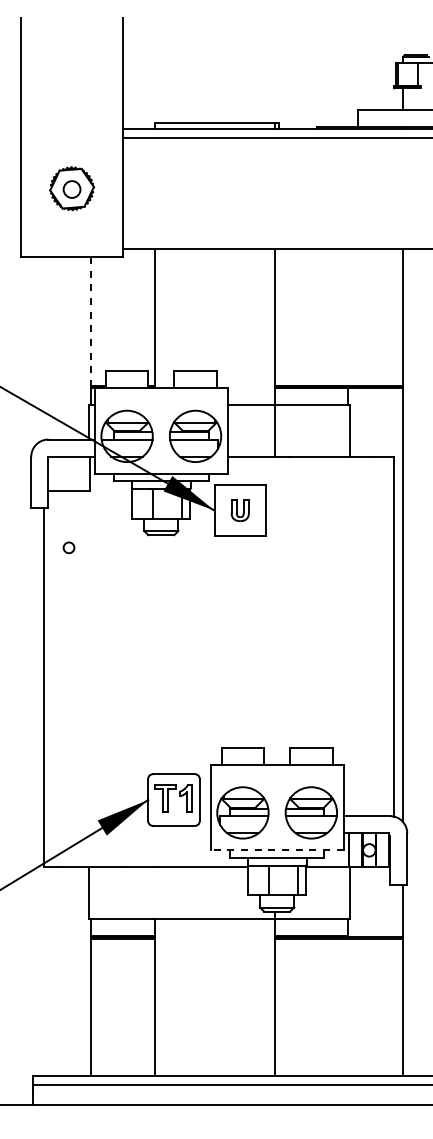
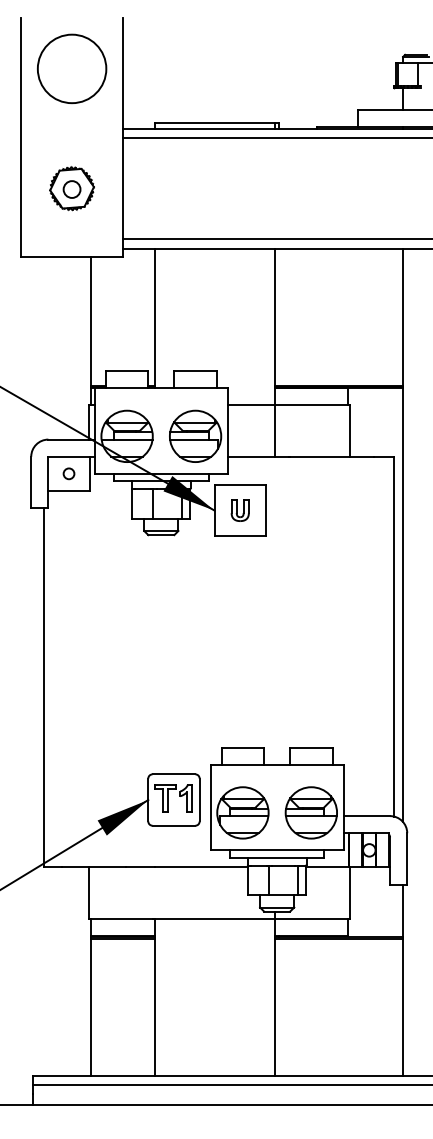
circle: none -> present (72, 68)
line: none -> present (276, 239)
line: dashed -> solid (90, 321)
circle position: (68, 547) -> (68, 473) (68, 473)
line: dashed -> solid (276, 850)
